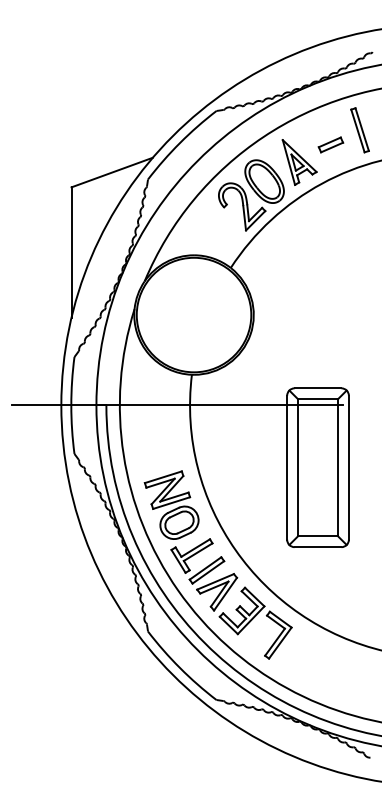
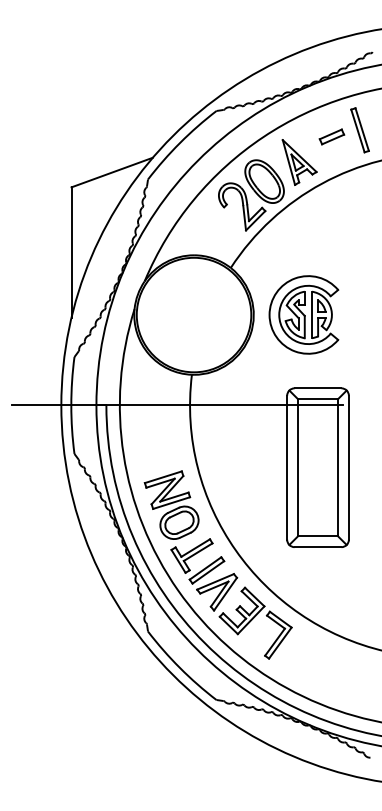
part position: (330, 144) -> (331, 136) (331, 136)
part: none -> present (303, 314)
